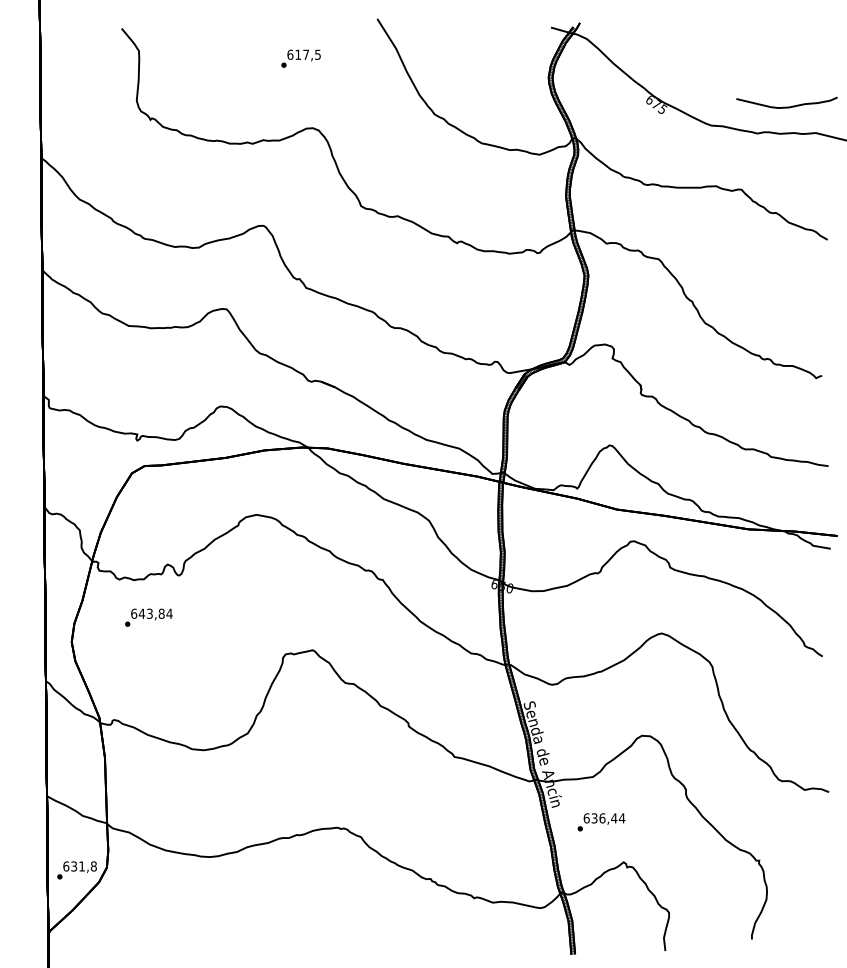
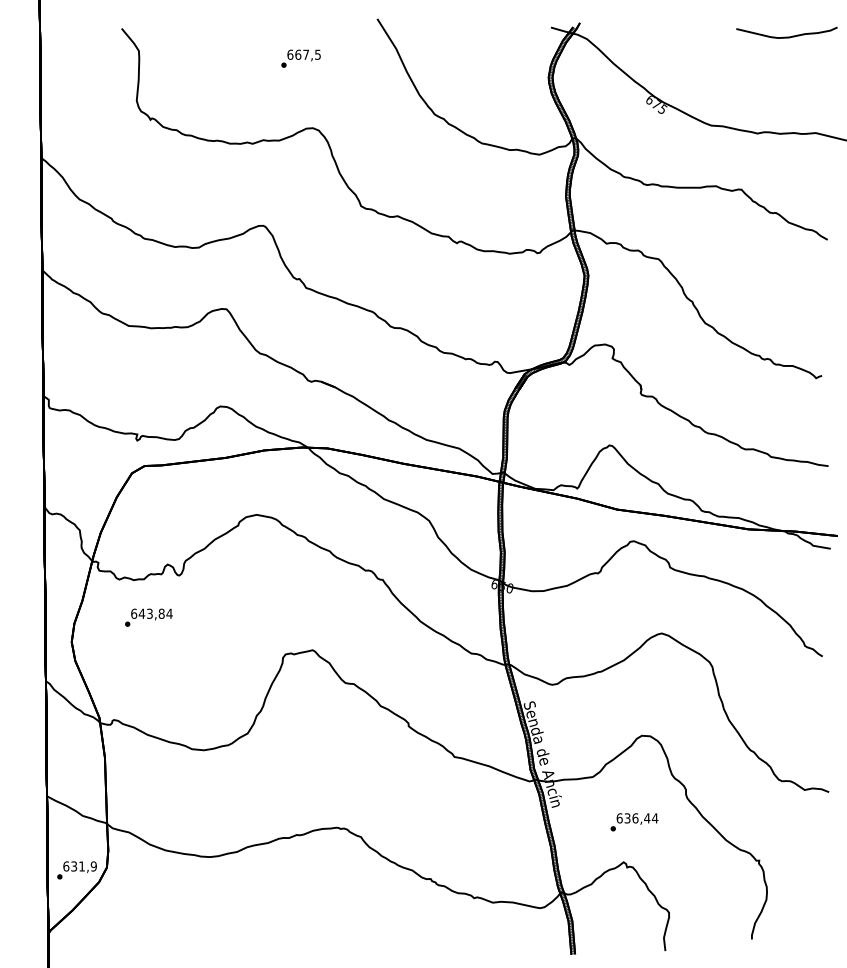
text: 617,5 -> 667,5 (298, 54)
curve position: (786, 106) -> (786, 36) (786, 36)
text position: (601, 822) -> (634, 822) (634, 822)
text: 631,8 -> 631,9 (93, 866)
